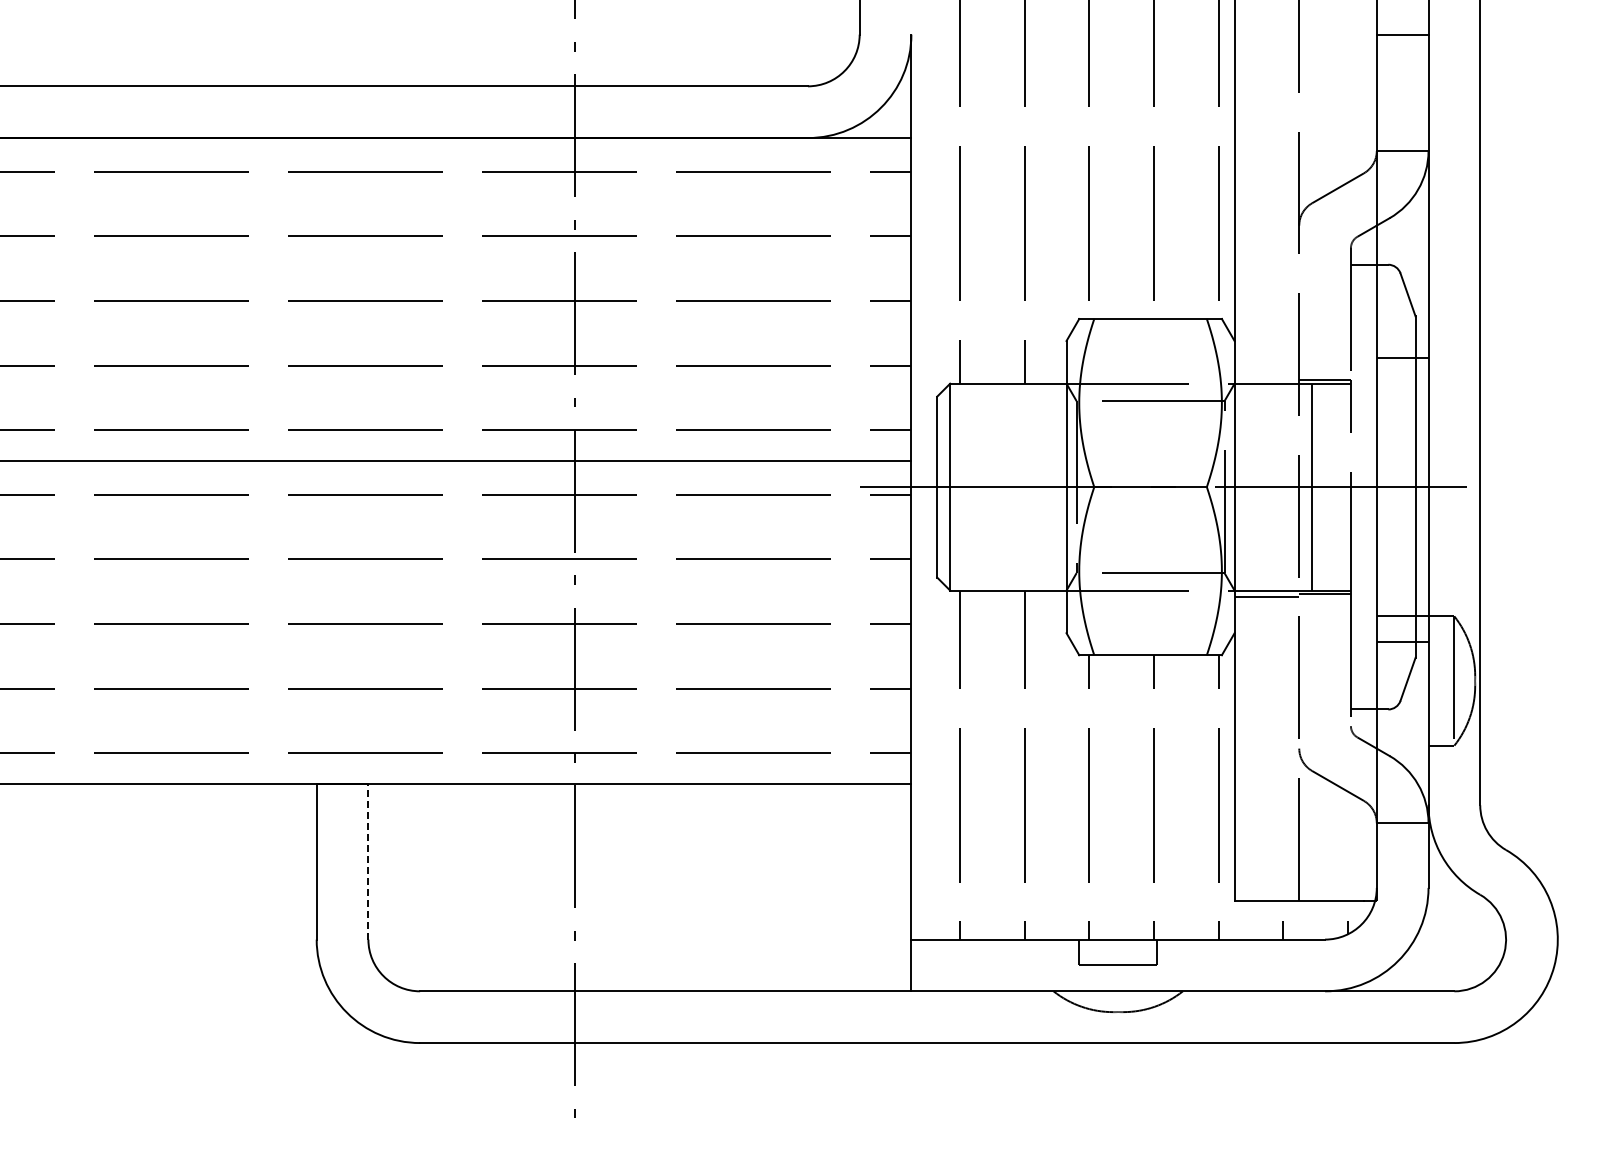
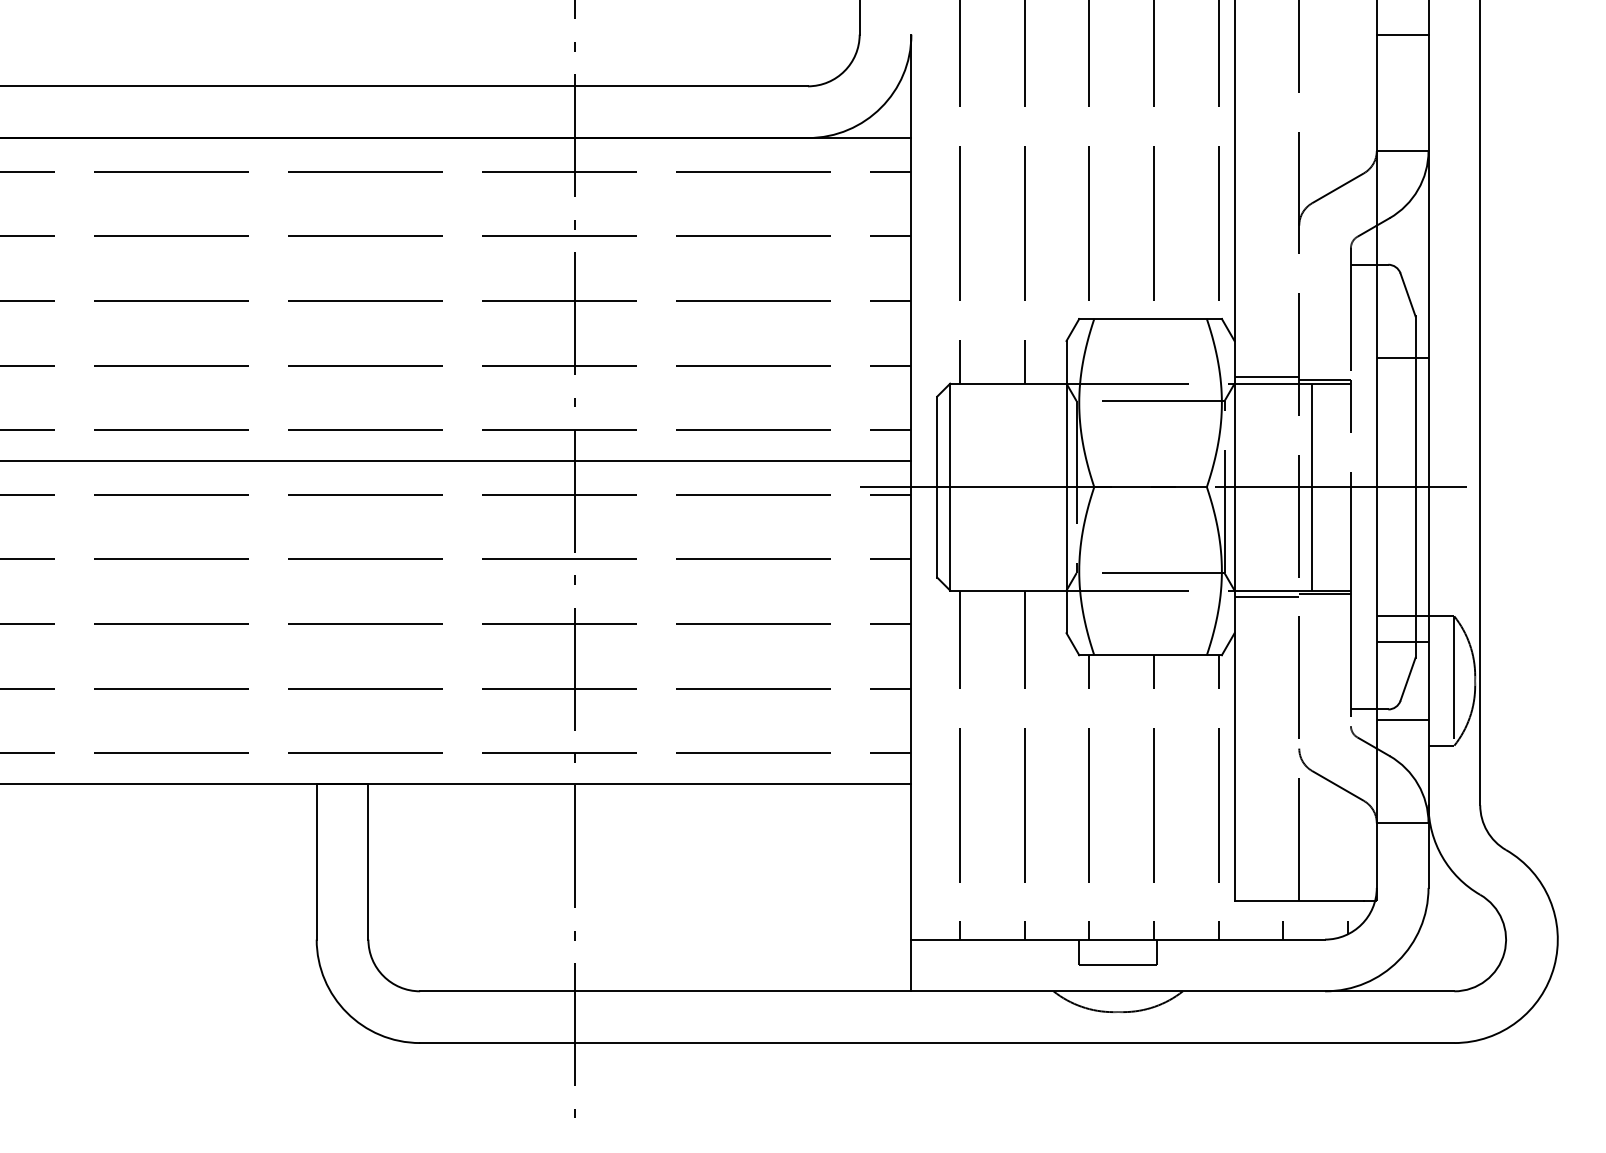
line: none -> present (1266, 377)
line: none -> present (1402, 719)
line: dashed -> solid (368, 862)
